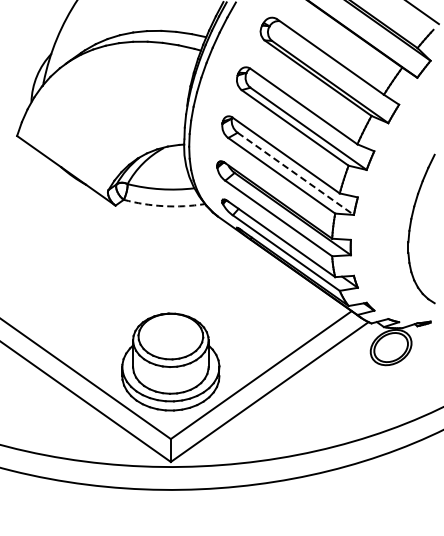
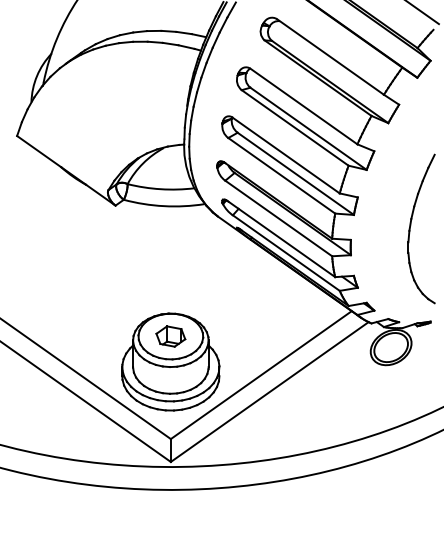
line: dashed -> solid (296, 174)
arc: dashed -> solid (163, 206)
part: none -> present (170, 336)
